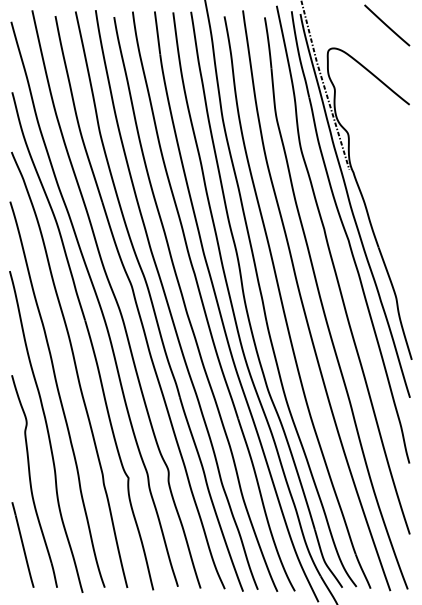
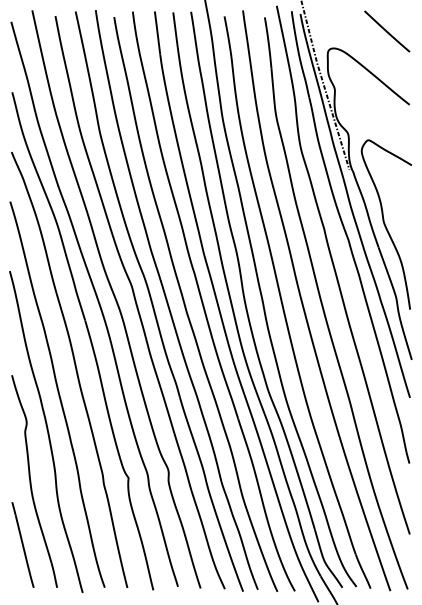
line position: (387, 25) -> (387, 31) (387, 31)
curve: none -> present (385, 224)
